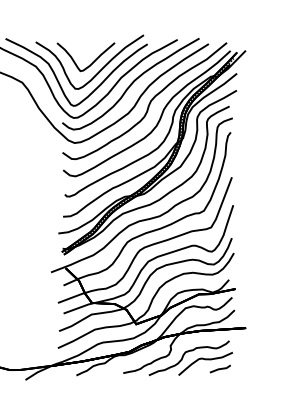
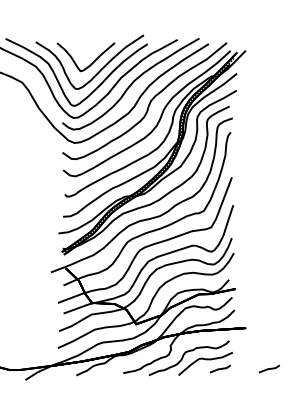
line: none -> present (268, 368)
